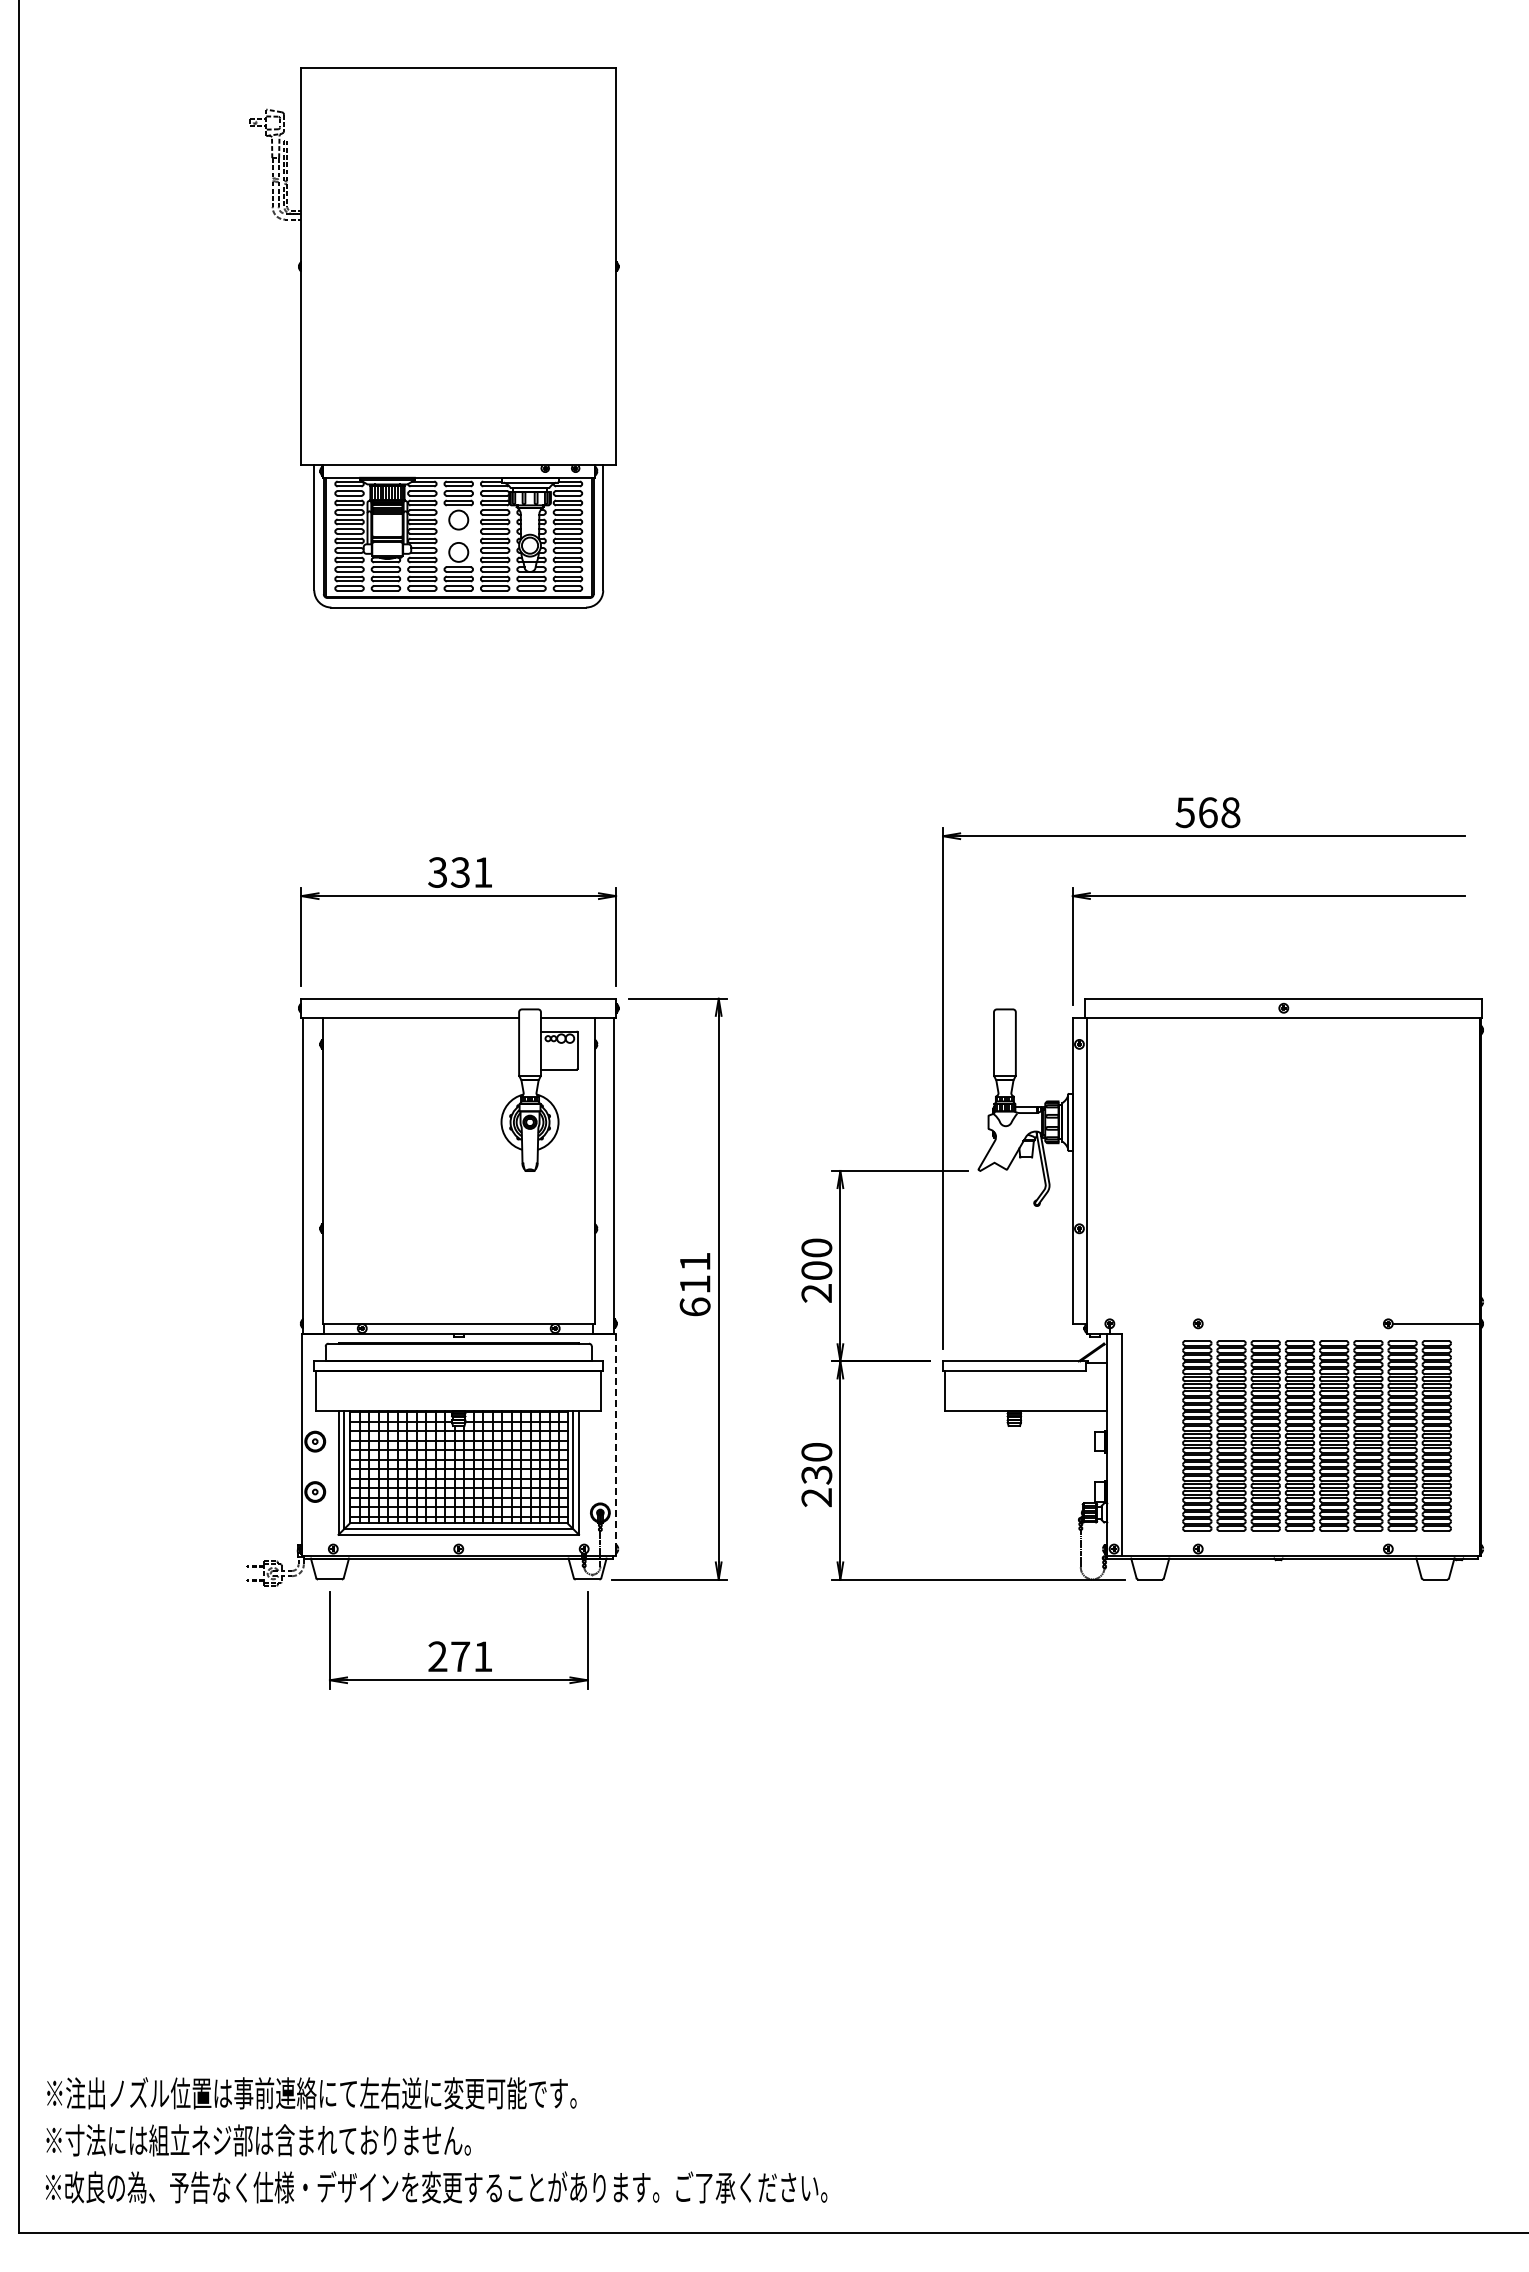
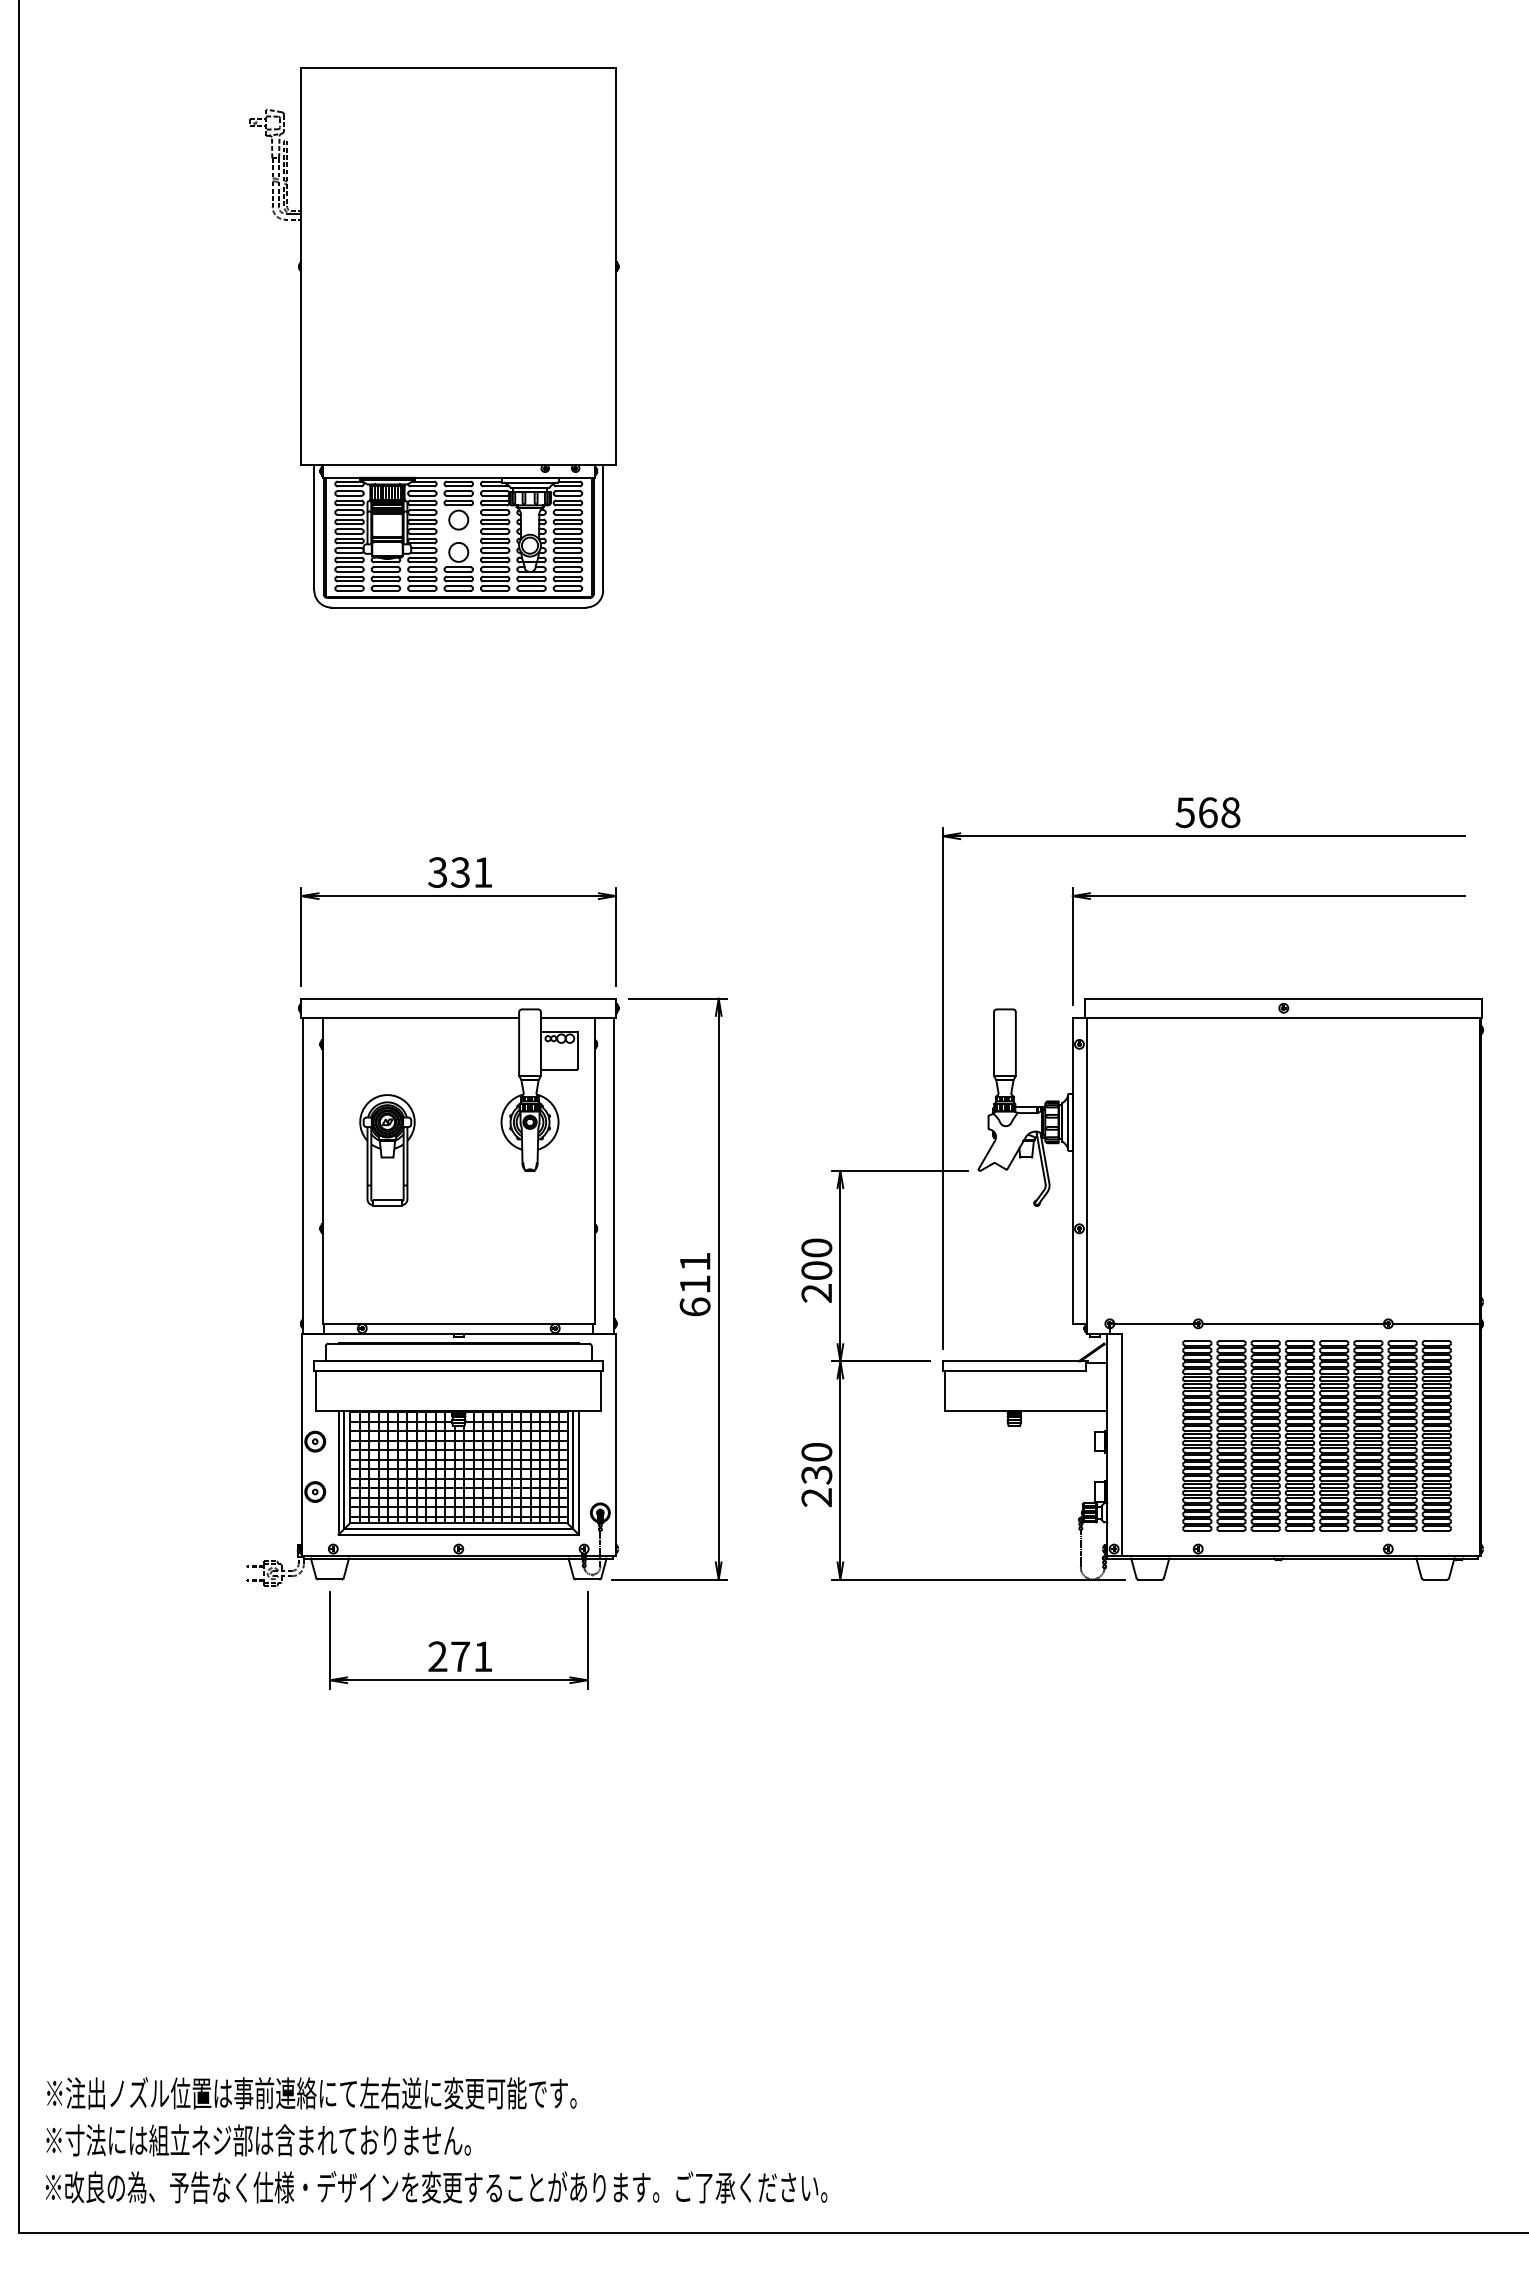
hatch: none -> present (529, 1107)
part: none -> present (387, 1150)
line: none -> present (1153, 1323)
line: none -> present (1292, 1323)
line: dashed -> solid (615, 1445)
